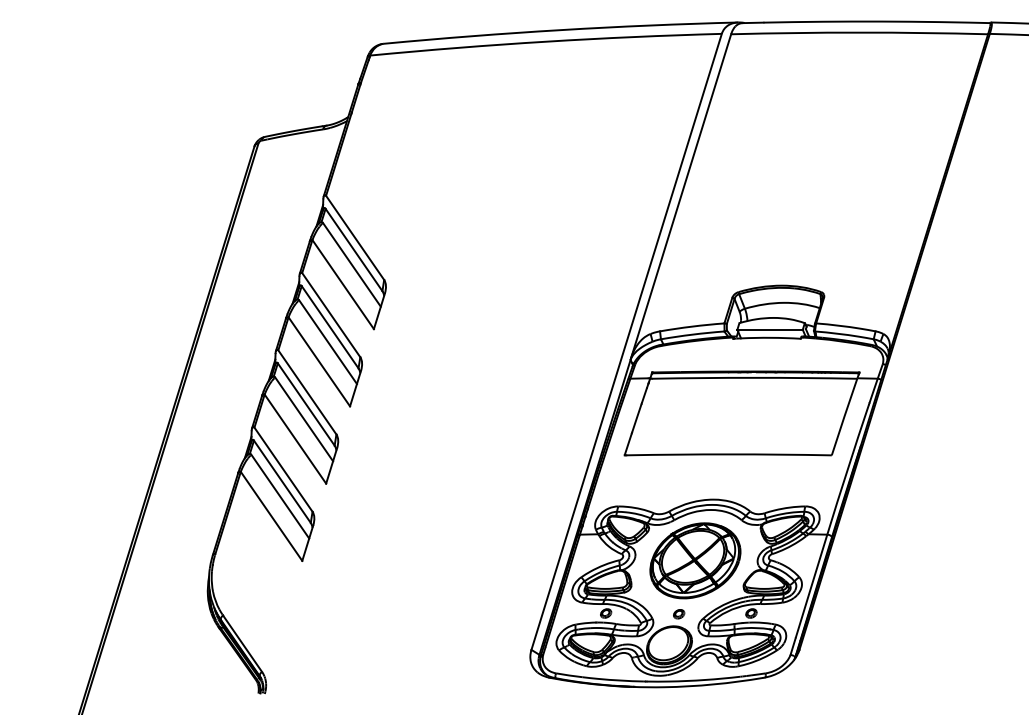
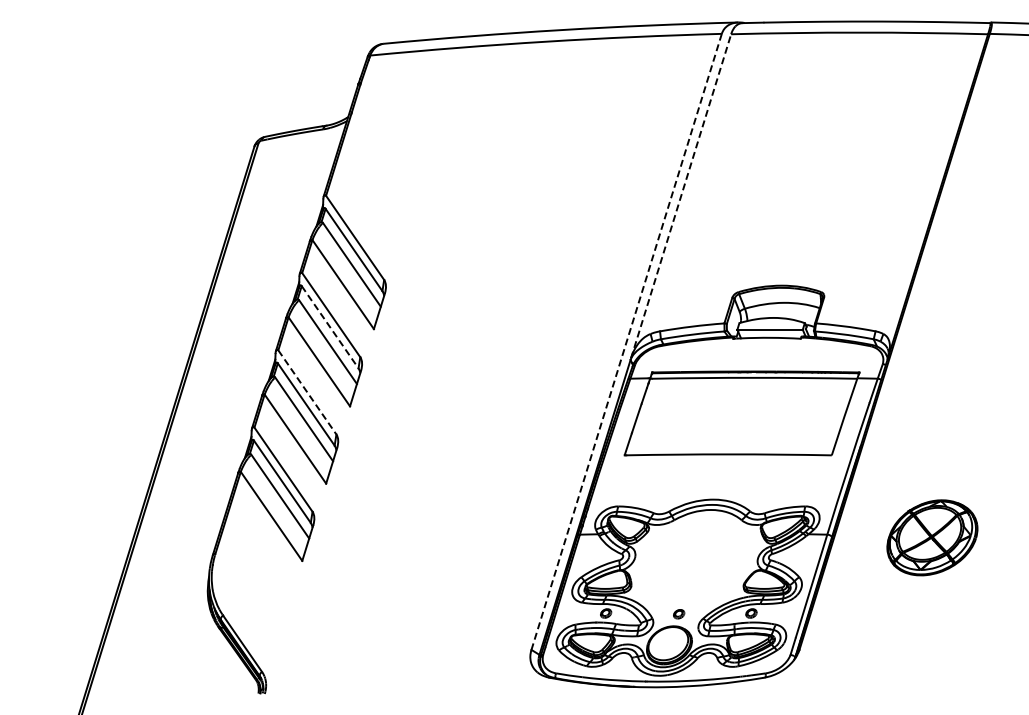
line: solid -> dashed (681, 196)
line: solid -> dashed (330, 327)
line: solid -> dashed (626, 342)
line: solid -> dashed (307, 392)
part position: (695, 560) -> (932, 537) (932, 537)
